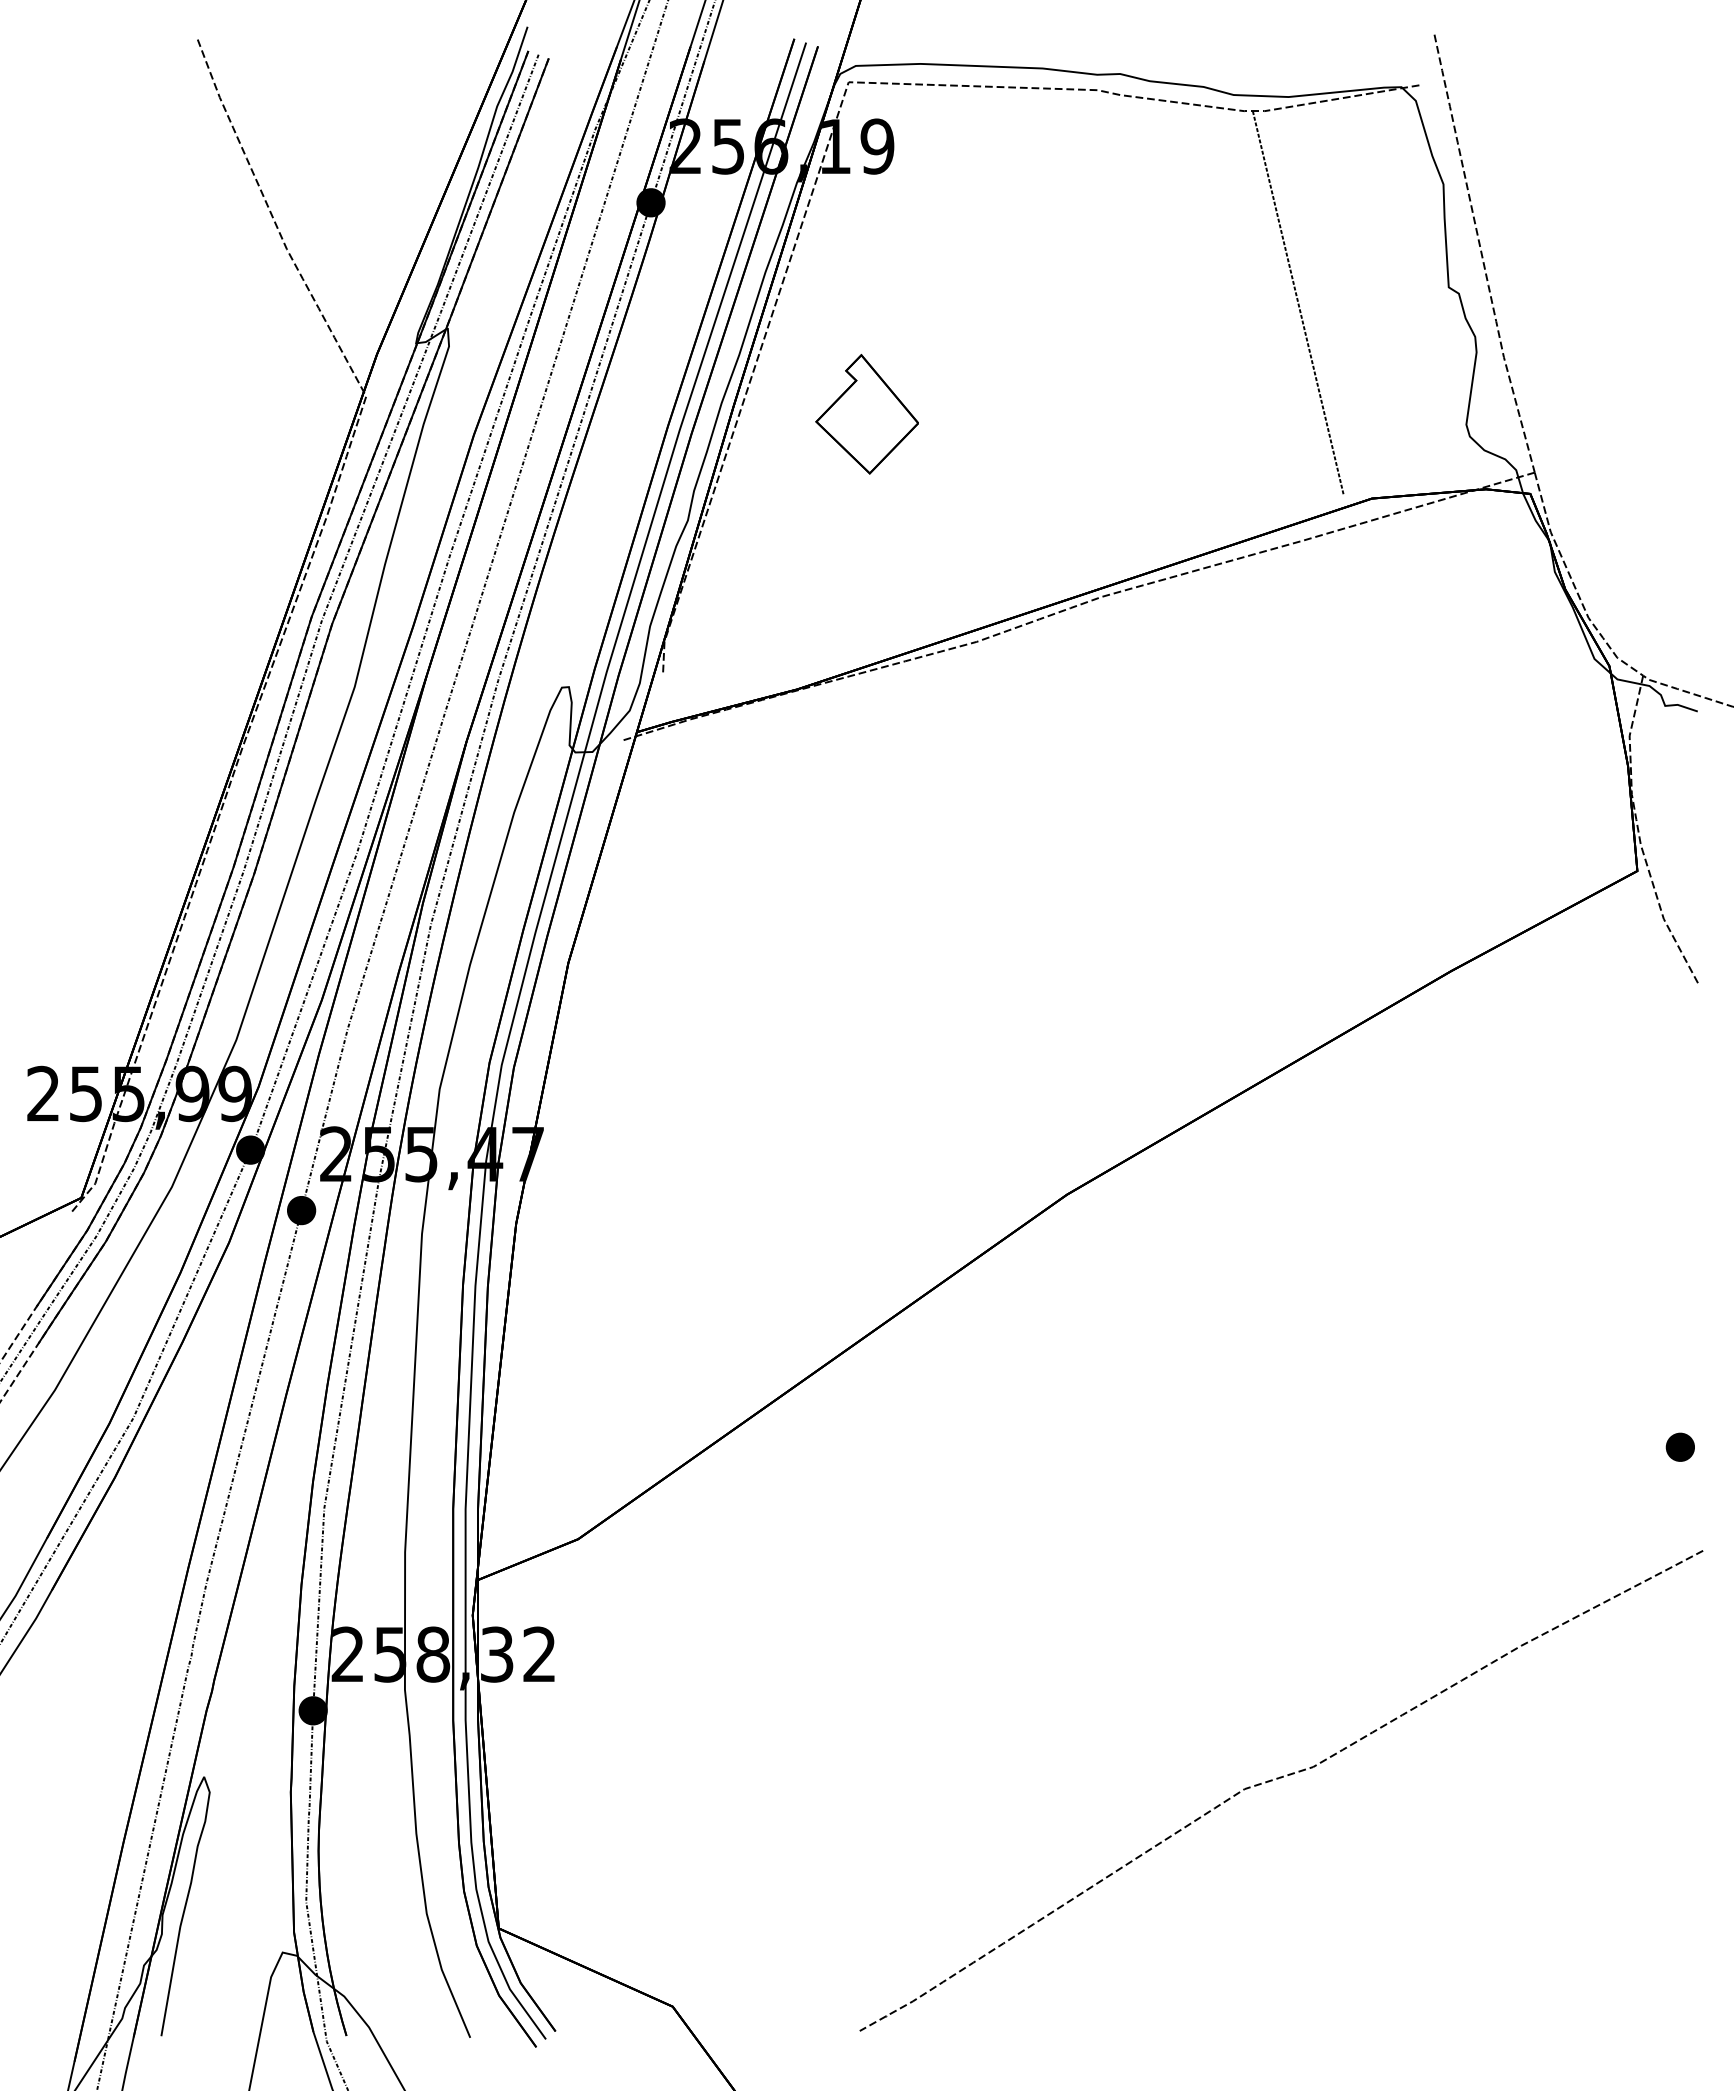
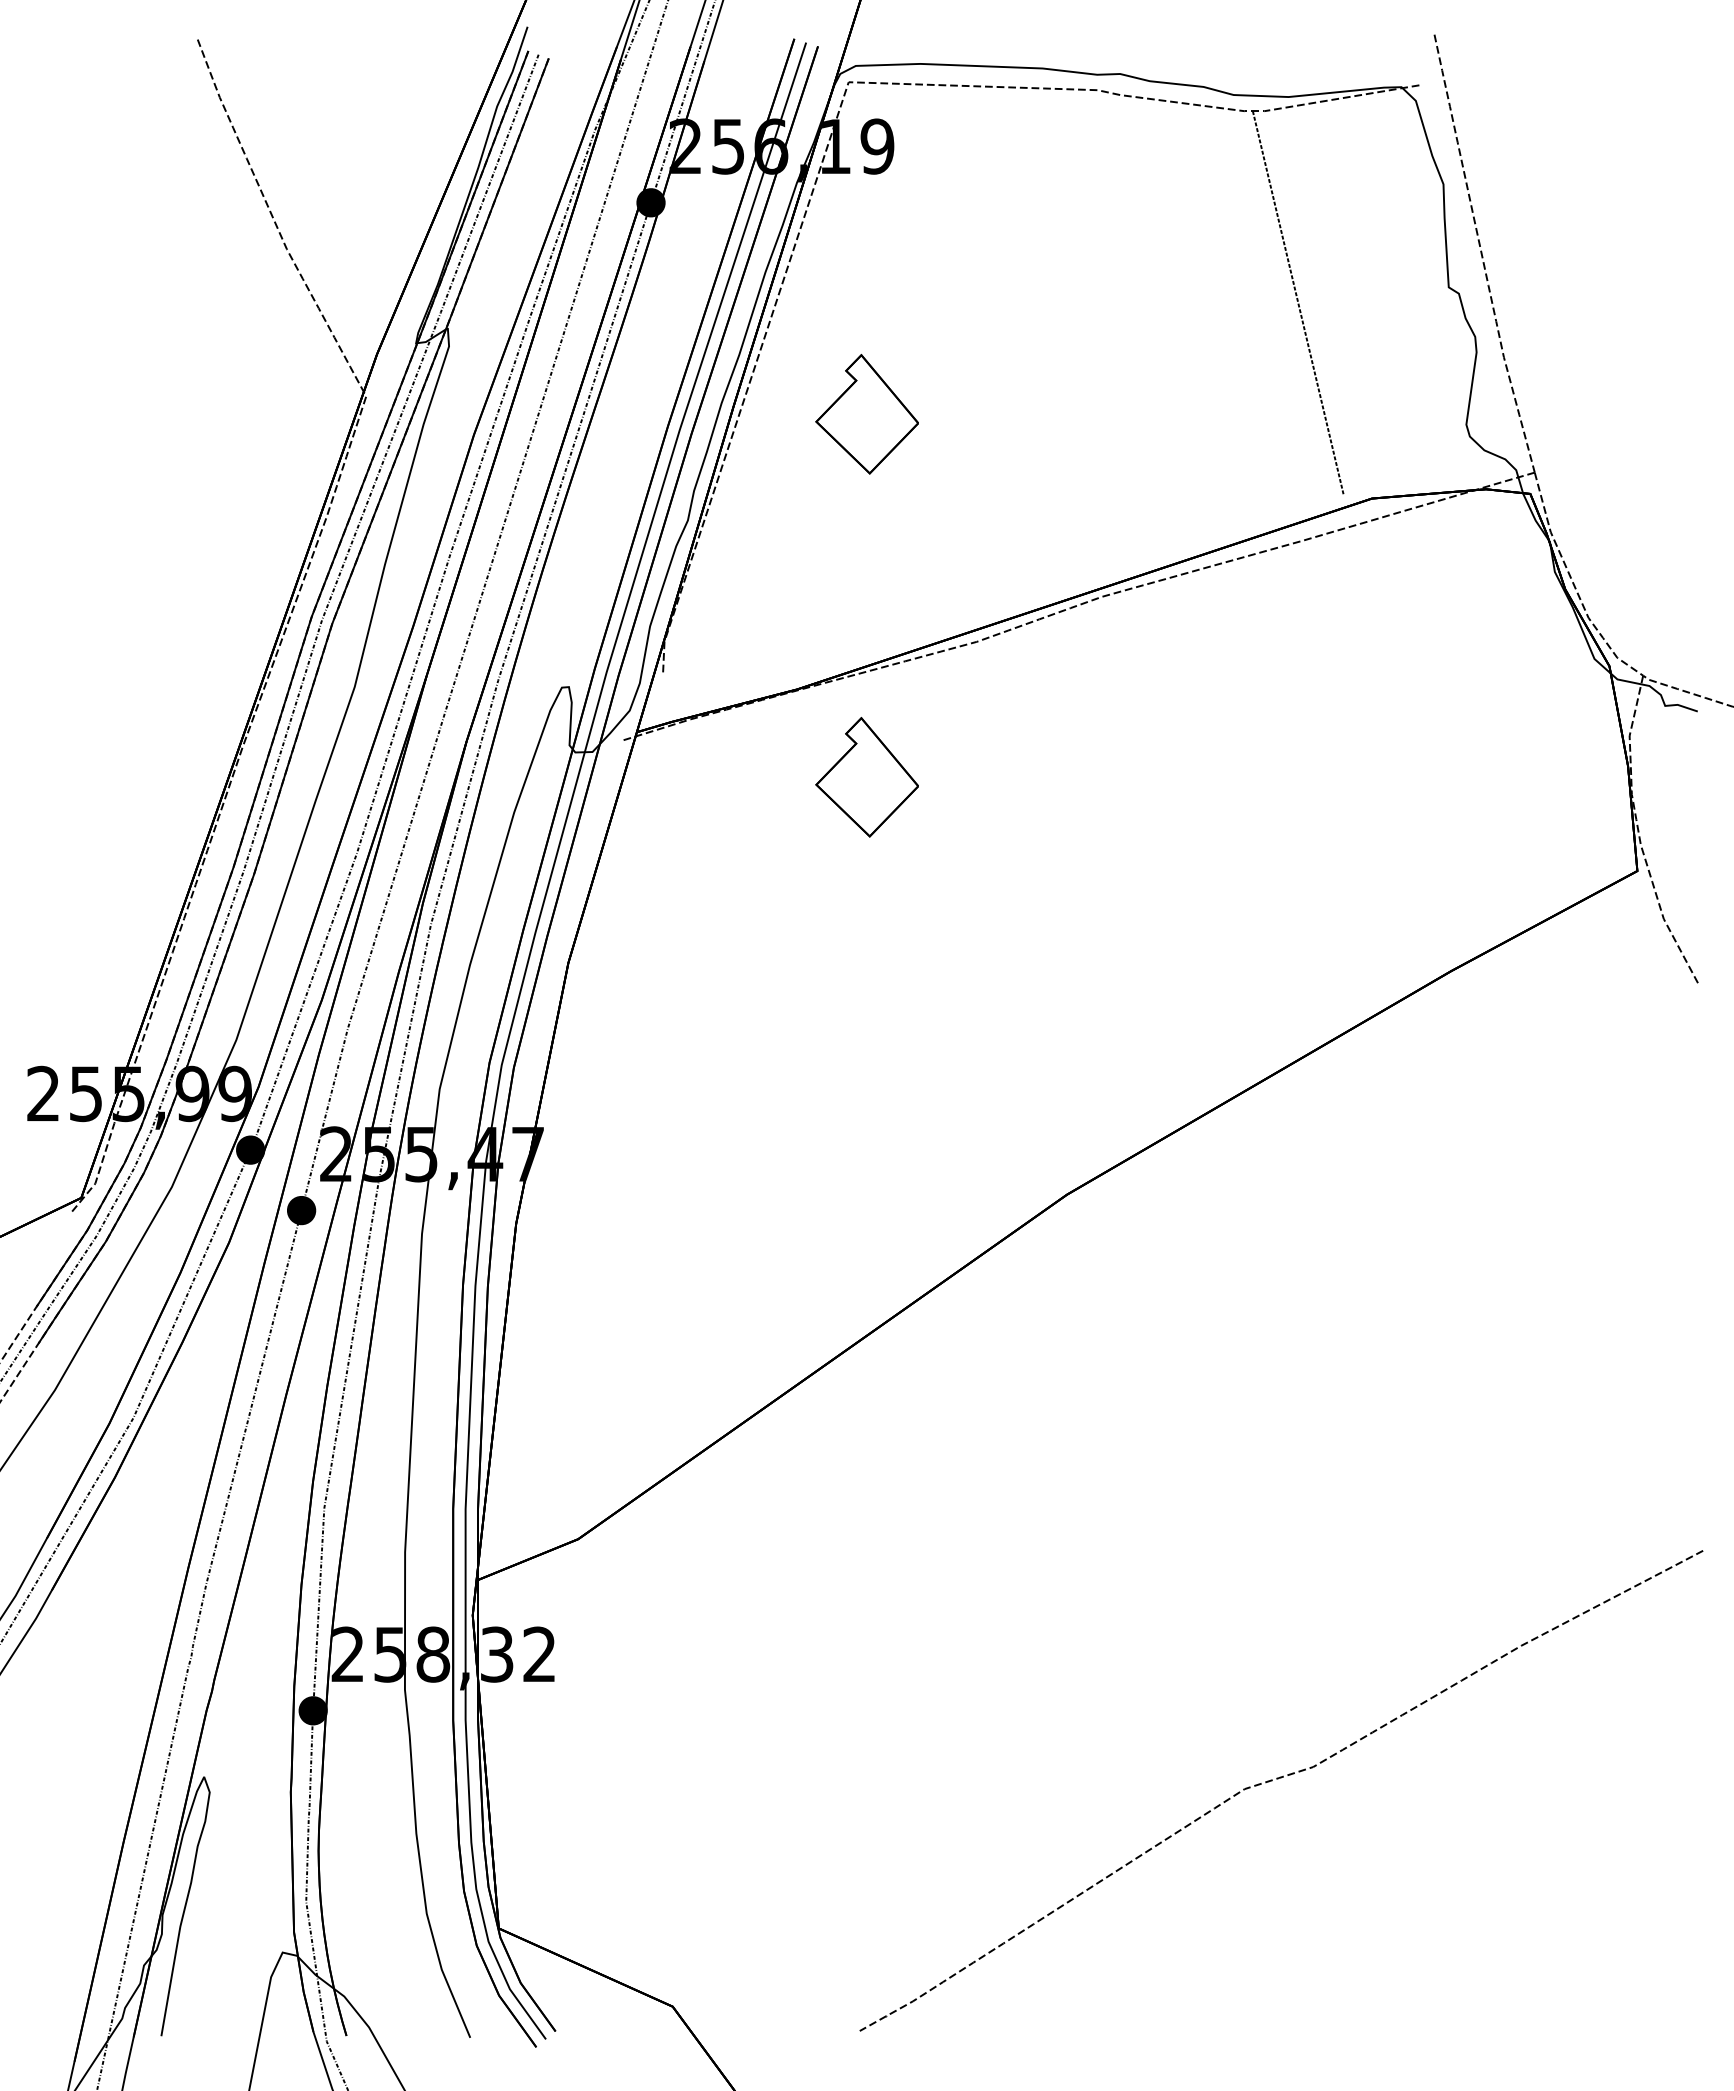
part: none -> present (866, 777)
part: present -> none (1679, 1446)
